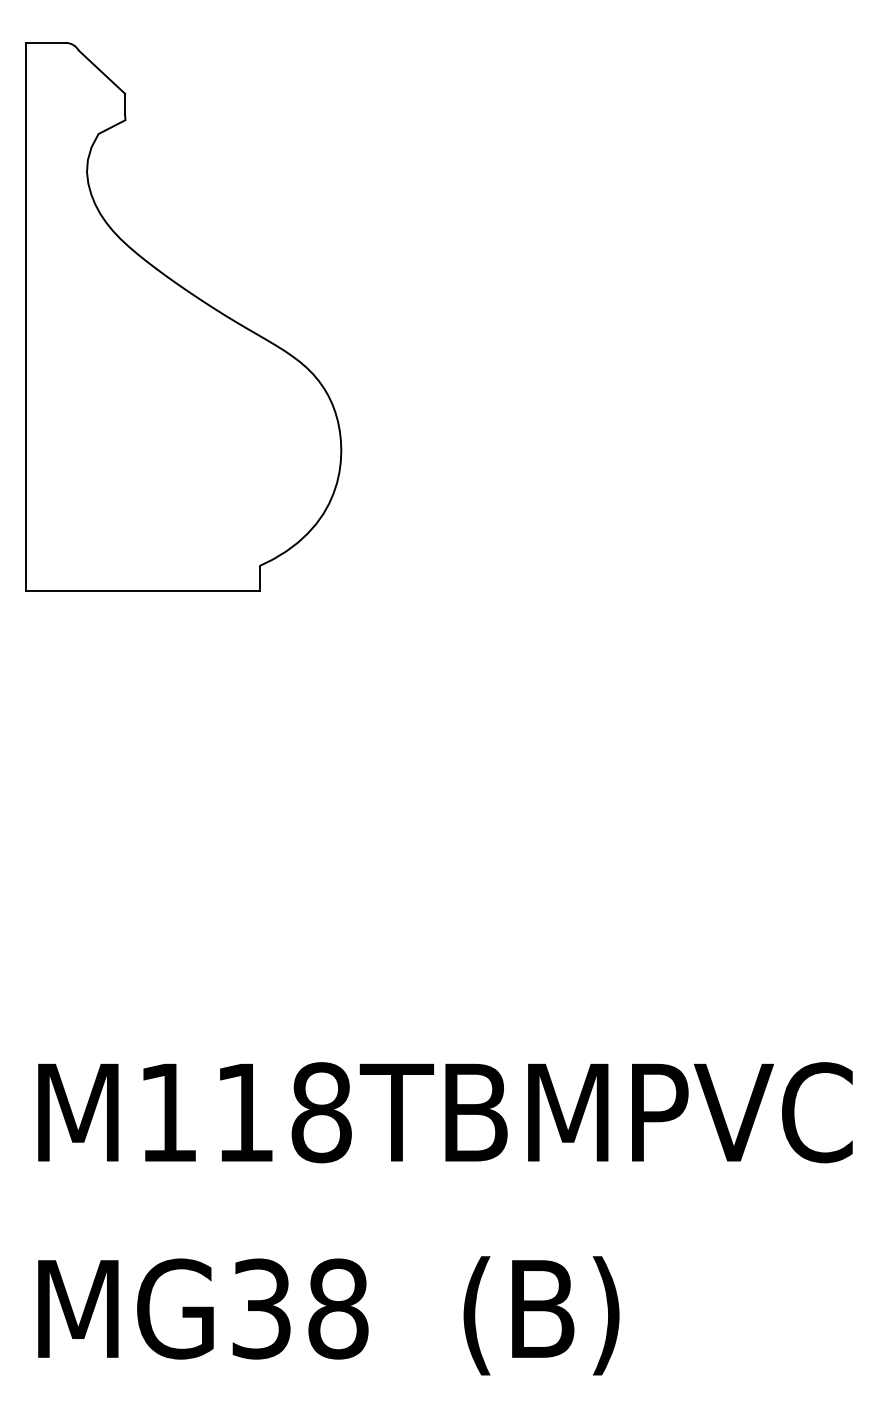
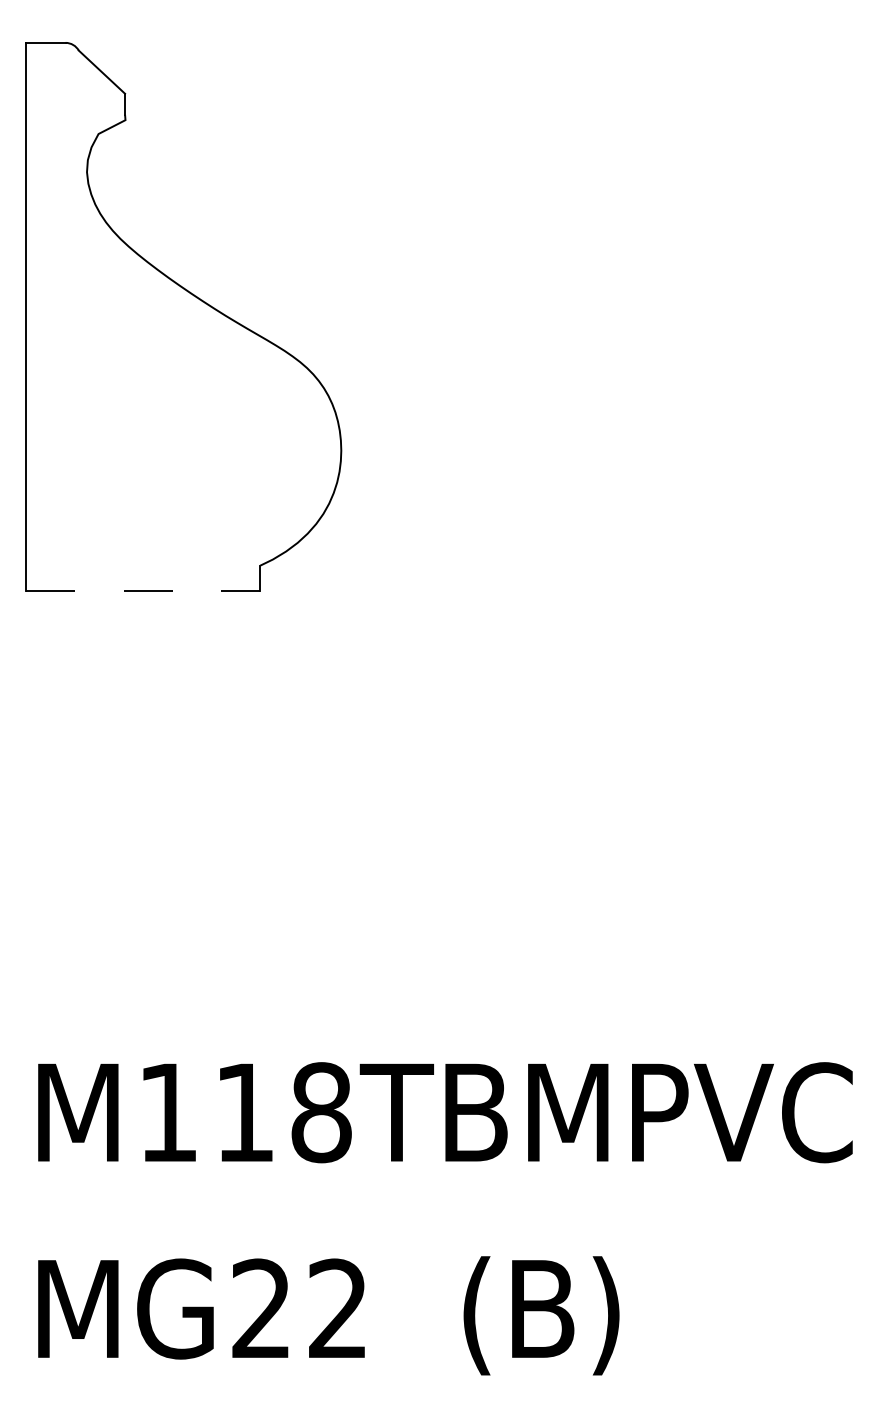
line: solid -> dashed (143, 591)
text: MG38 -> MG22 (300, 1308)
